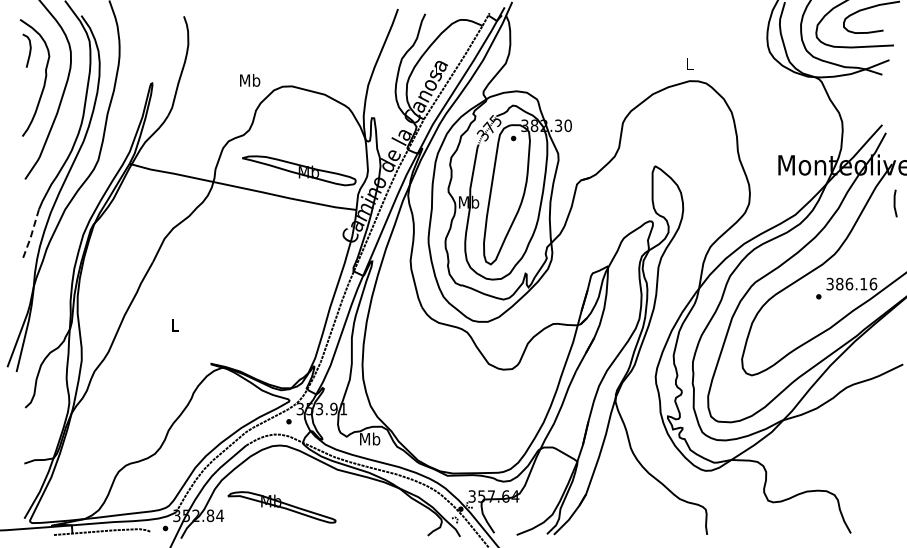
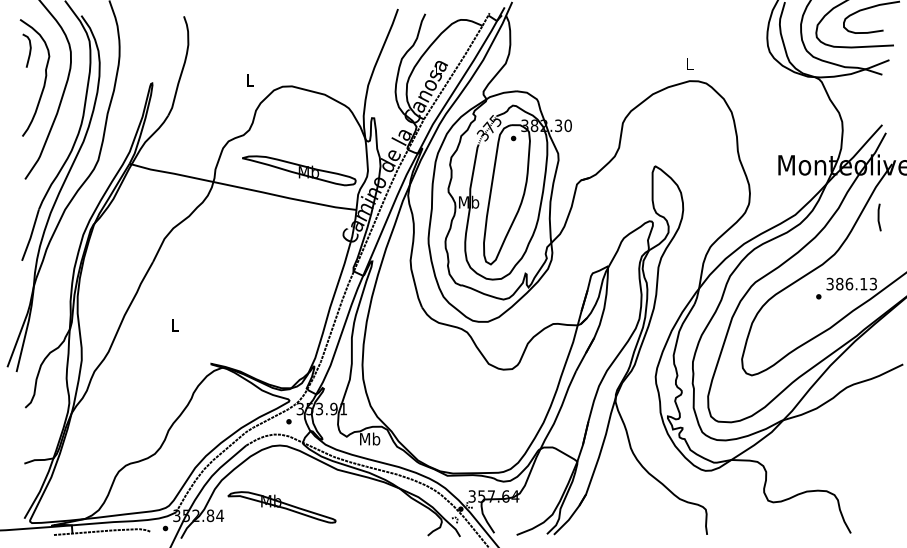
text: Mb -> L (250, 80)
line position: (895, 203) -> (879, 217) (879, 217)
line: dashed -> solid (31, 236)
text: 386.16 -> 386.13 (873, 283)
